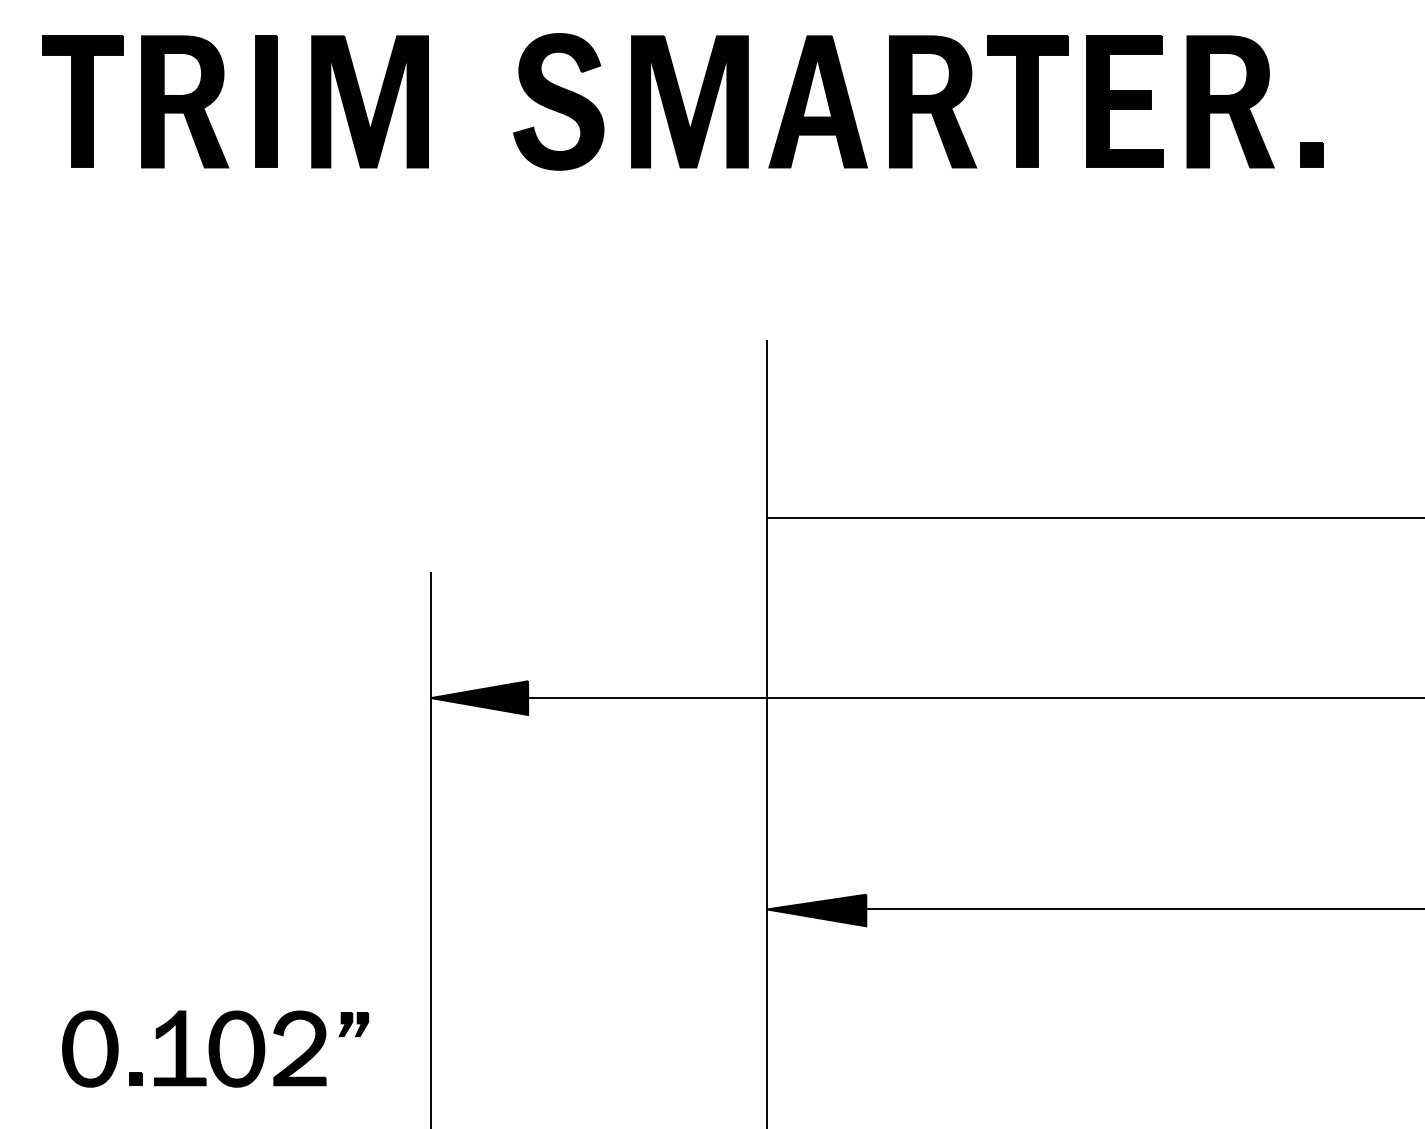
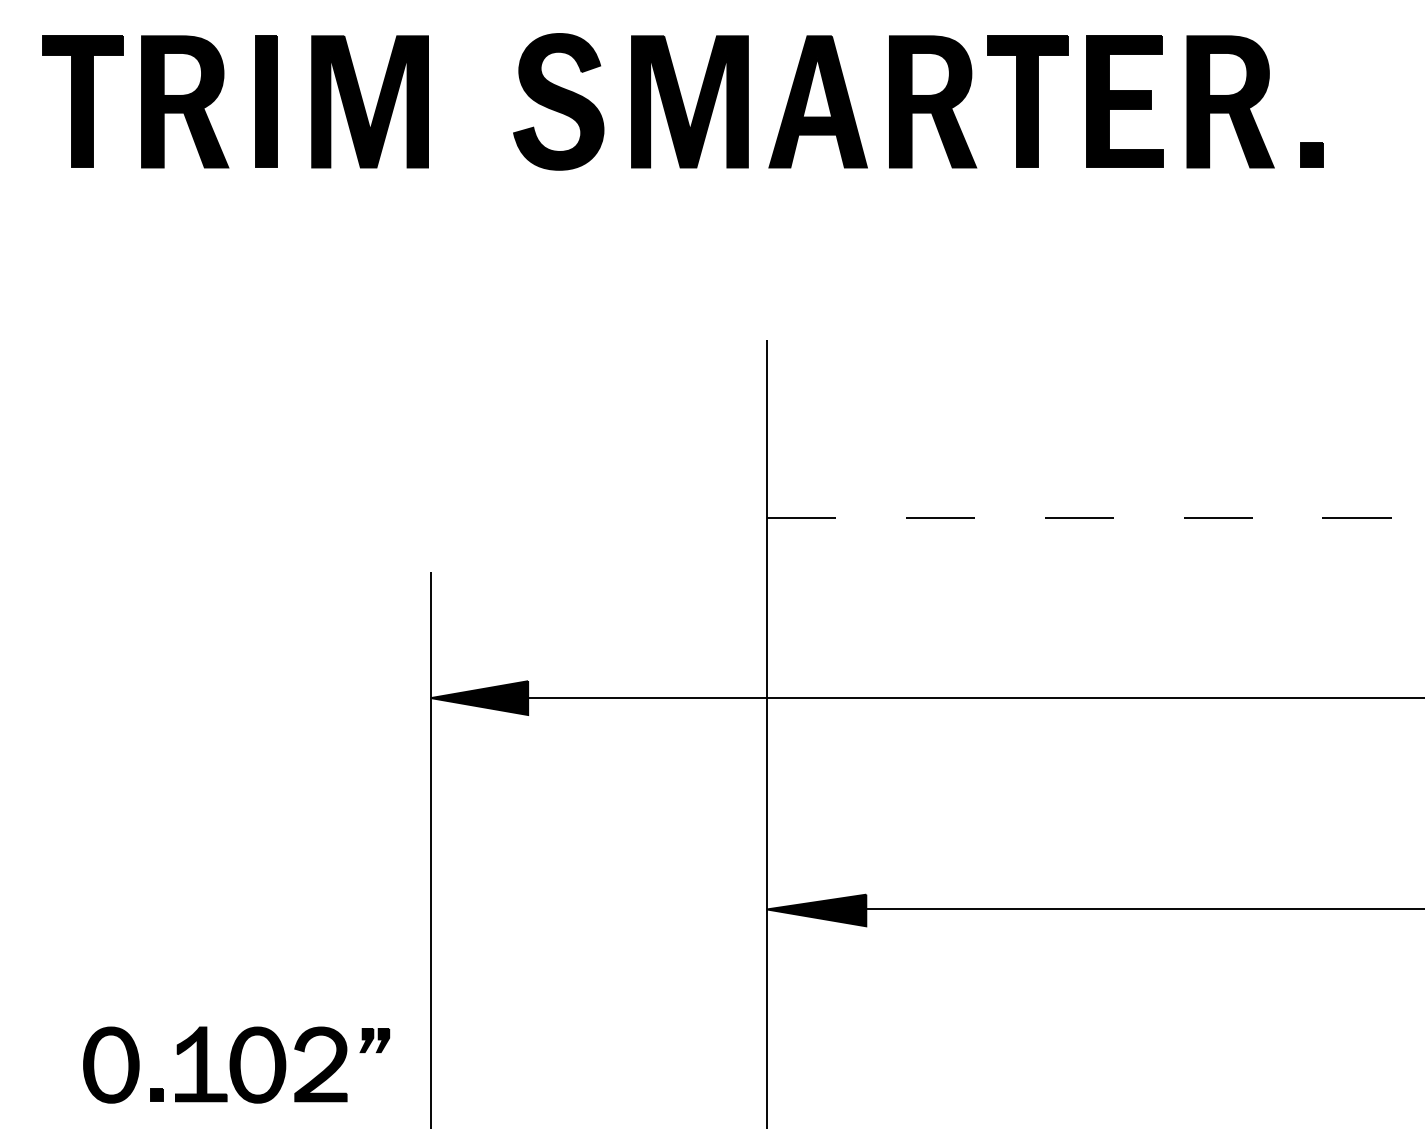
line: solid -> dashed (1095, 518)
part position: (215, 1048) -> (236, 1064) (236, 1064)
